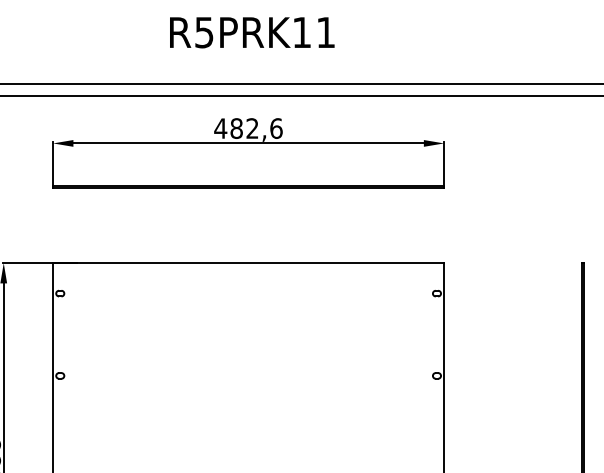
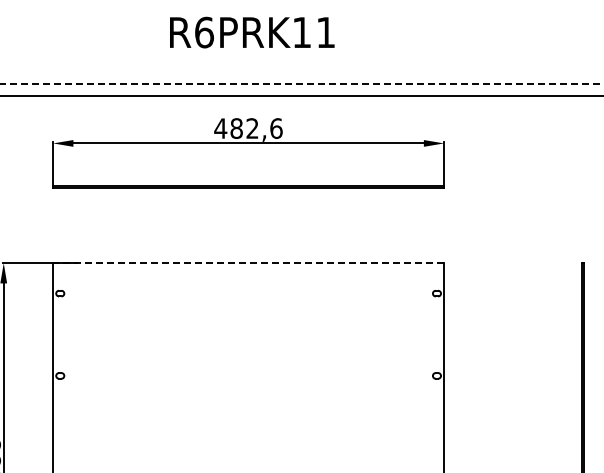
text: R5PRK11 -> R6PRK11 (204, 32)
line: solid -> dashed (301, 83)
line: solid -> dashed (248, 263)
